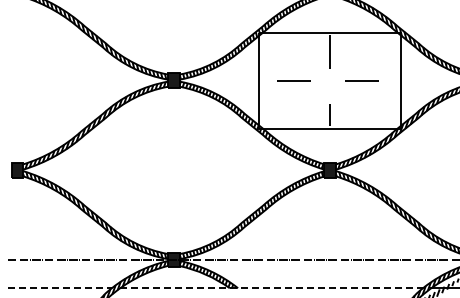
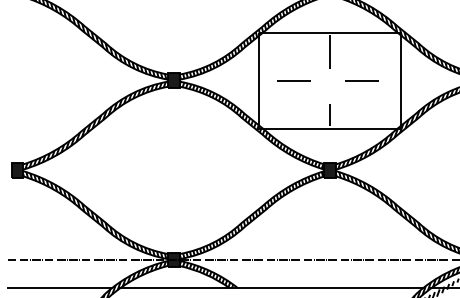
line: dashed -> solid (60, 288)
line: dashed -> solid (271, 288)
